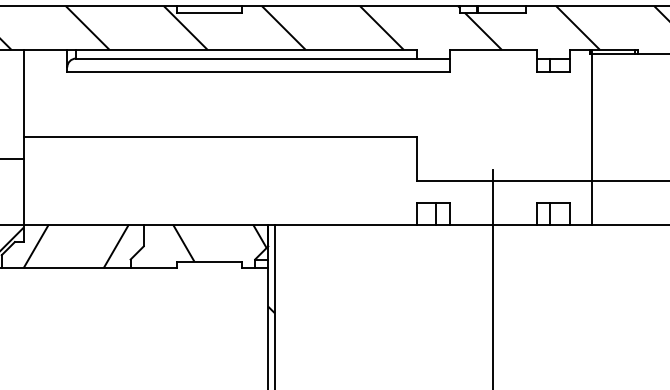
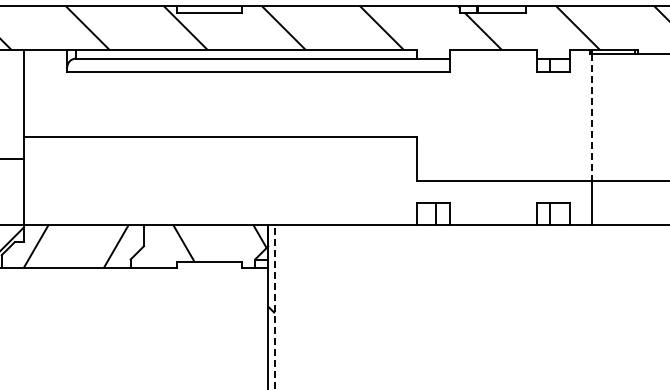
line: solid -> dashed (591, 118)
line: present -> none (493, 277)
line: solid -> dashed (274, 306)
